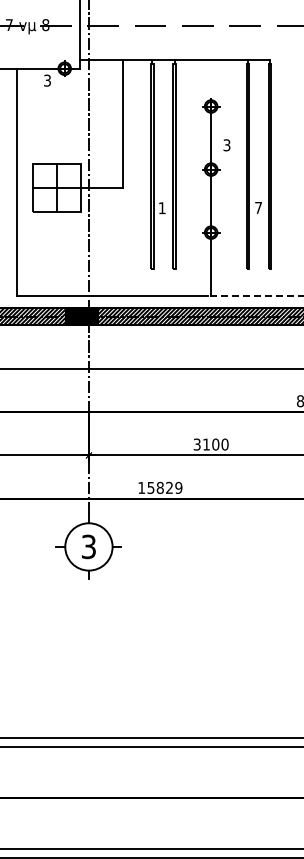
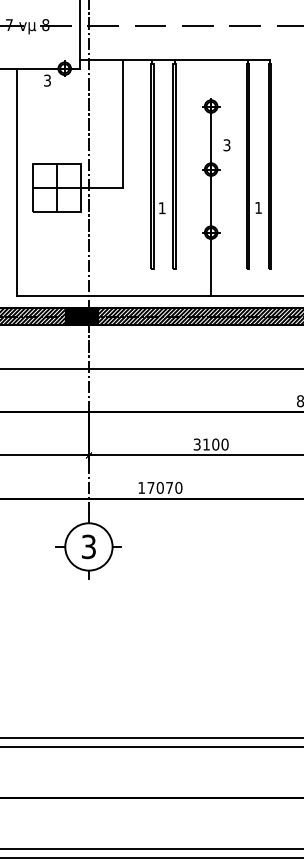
text: 7 -> 1 (258, 207)
line: dashed -> solid (255, 295)
text: 15829 -> 17070 (164, 487)
